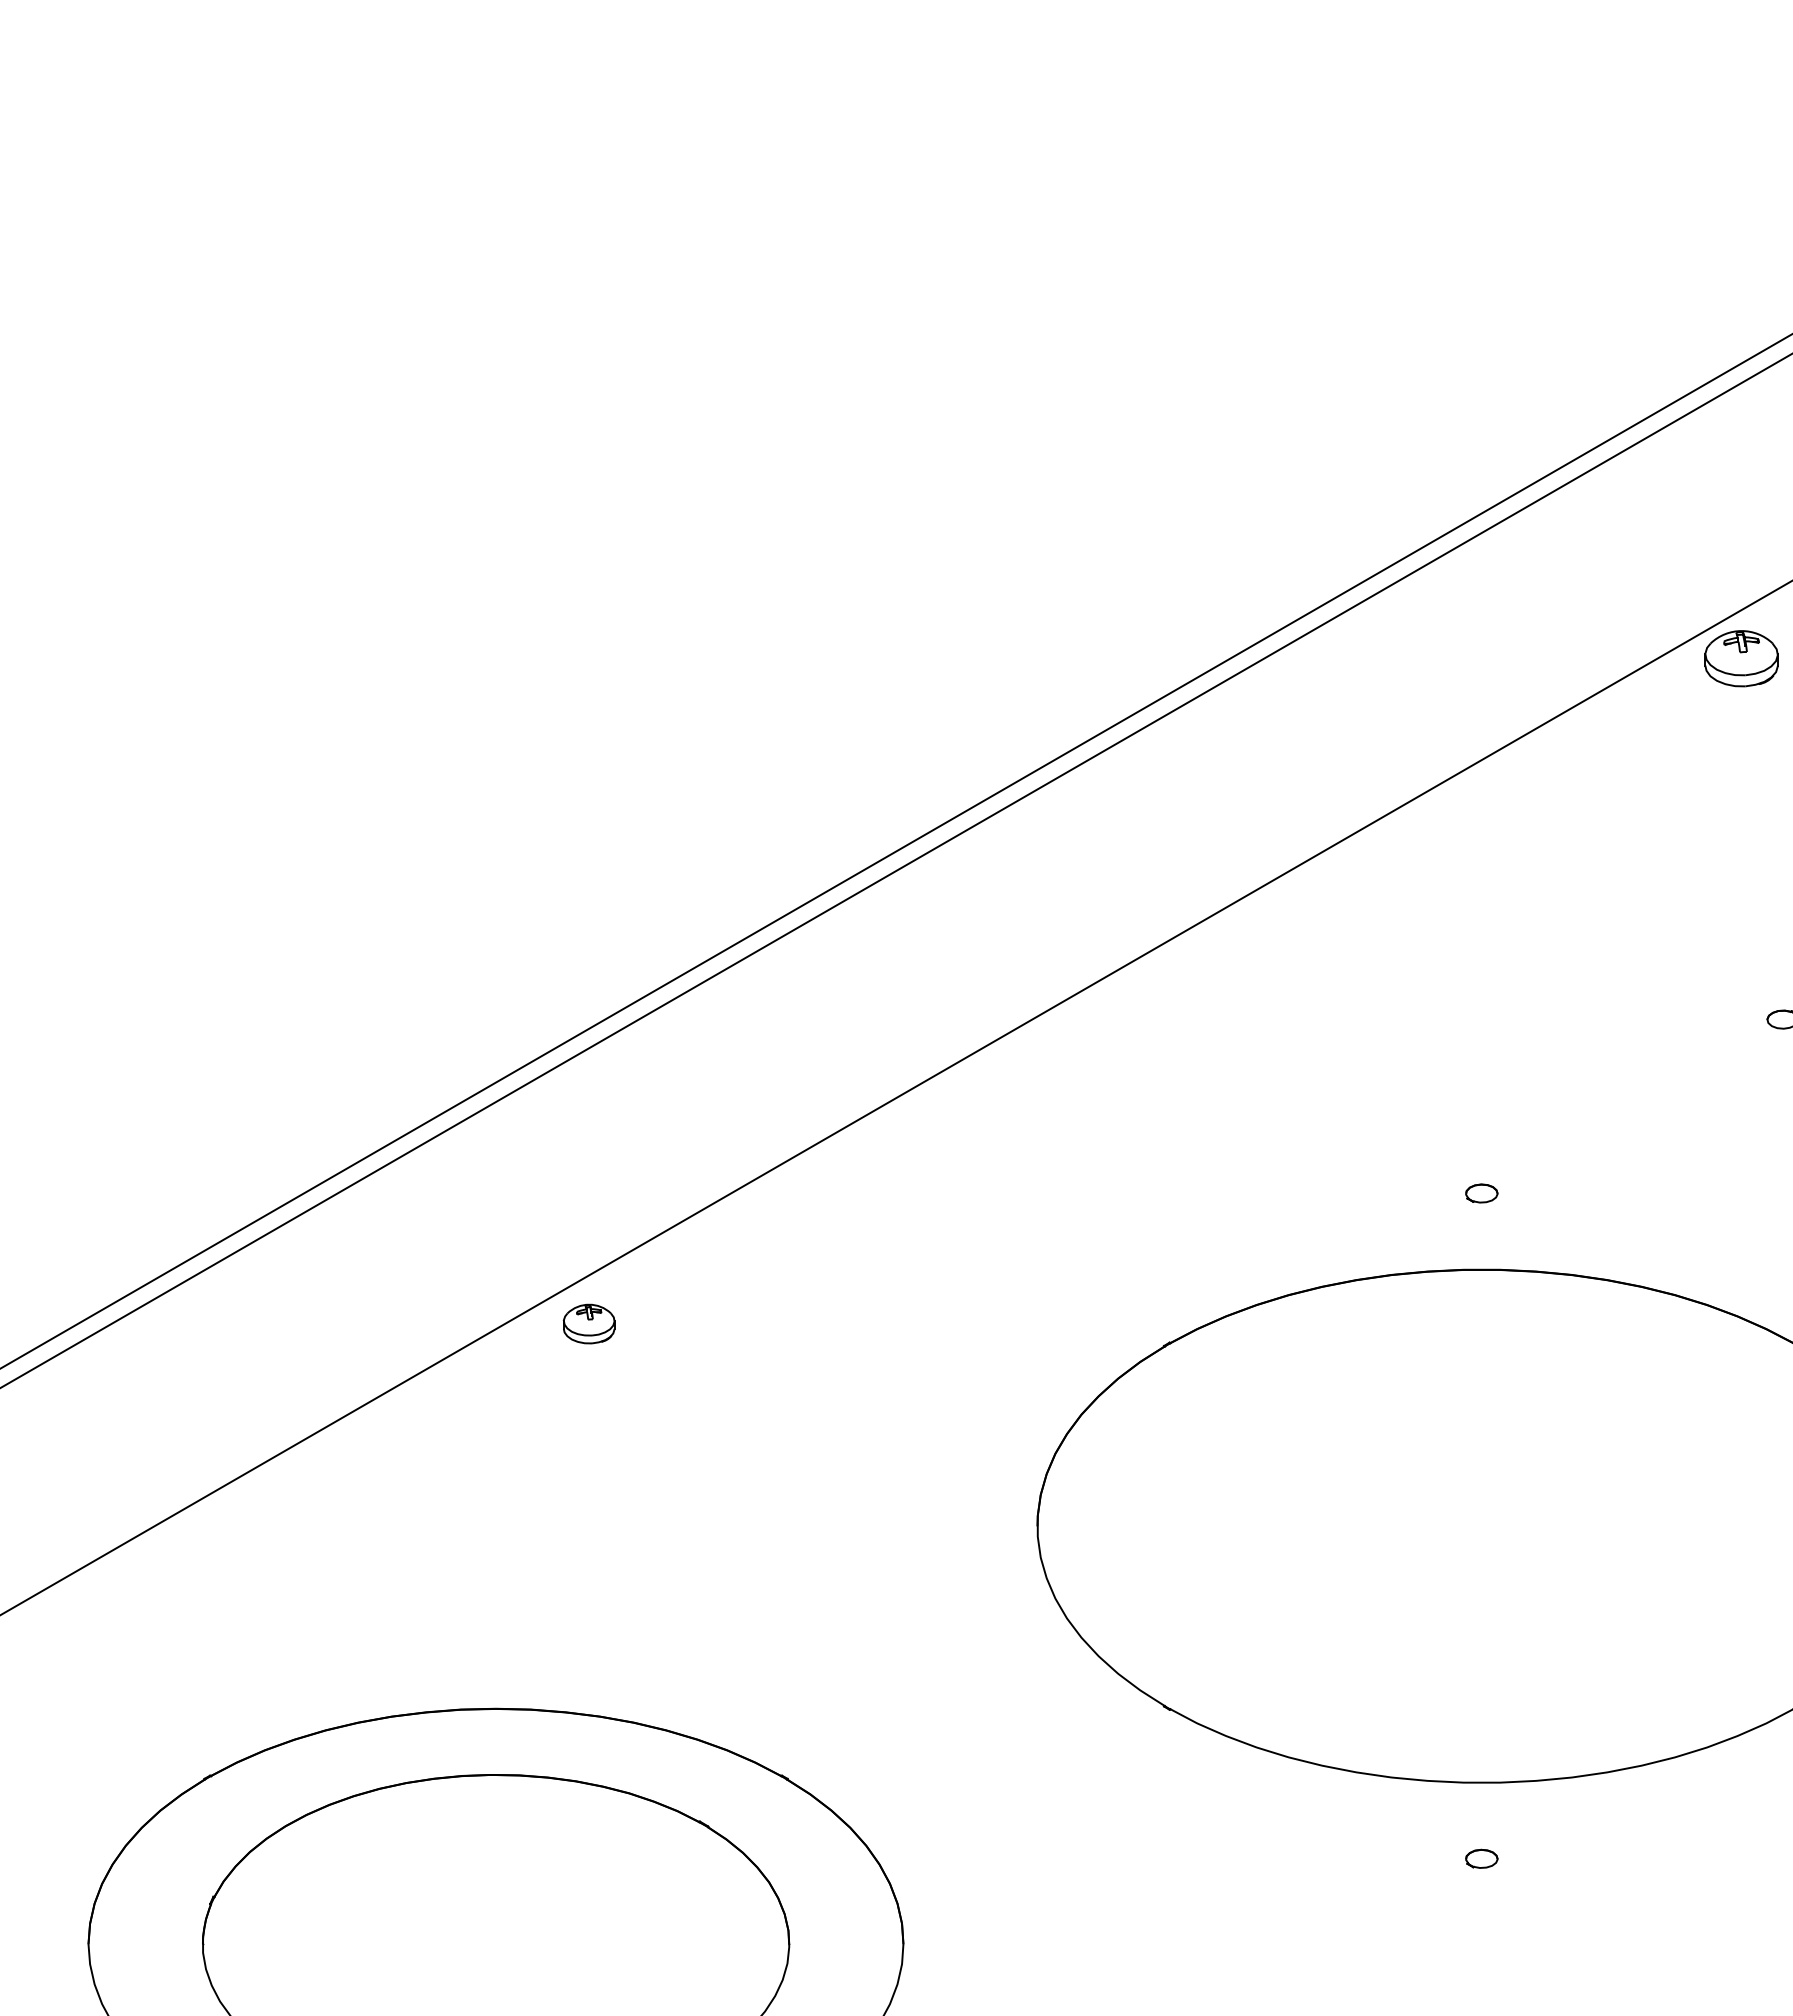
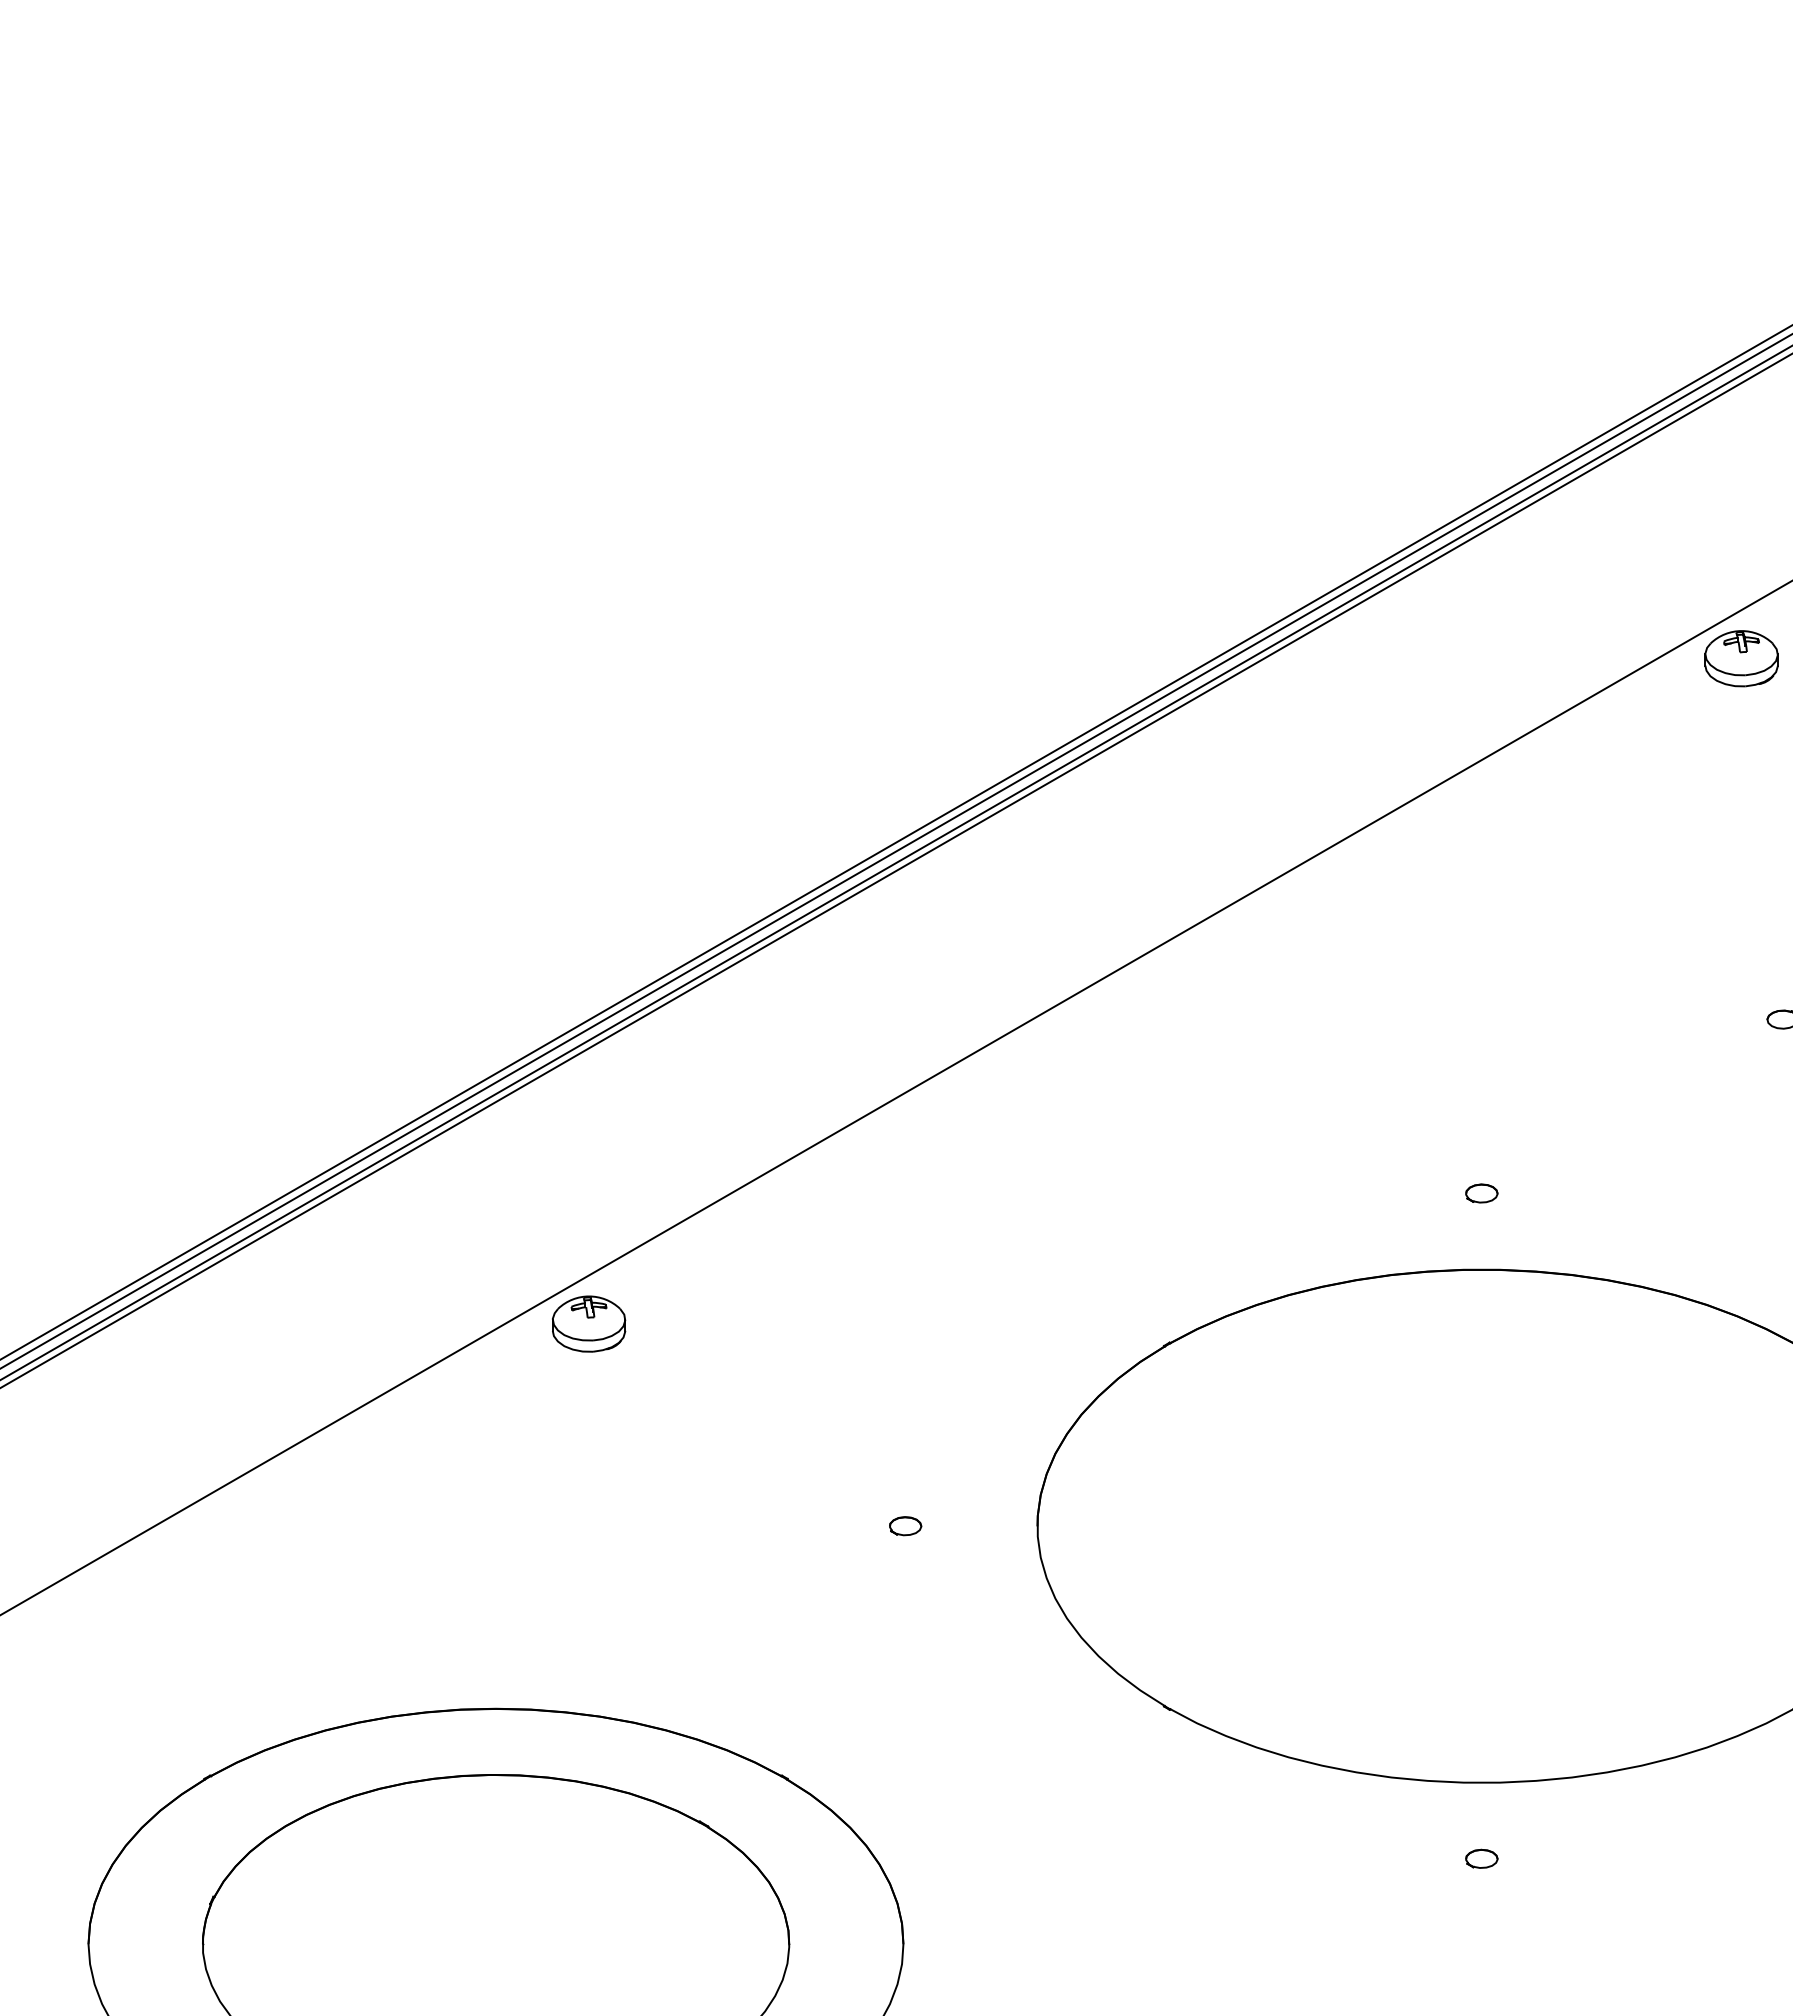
line: none -> present (895, 842)
line: none -> present (895, 862)
part size: 54x42 px -> 75x58 px (589, 1323)
part: none -> present (905, 1526)
